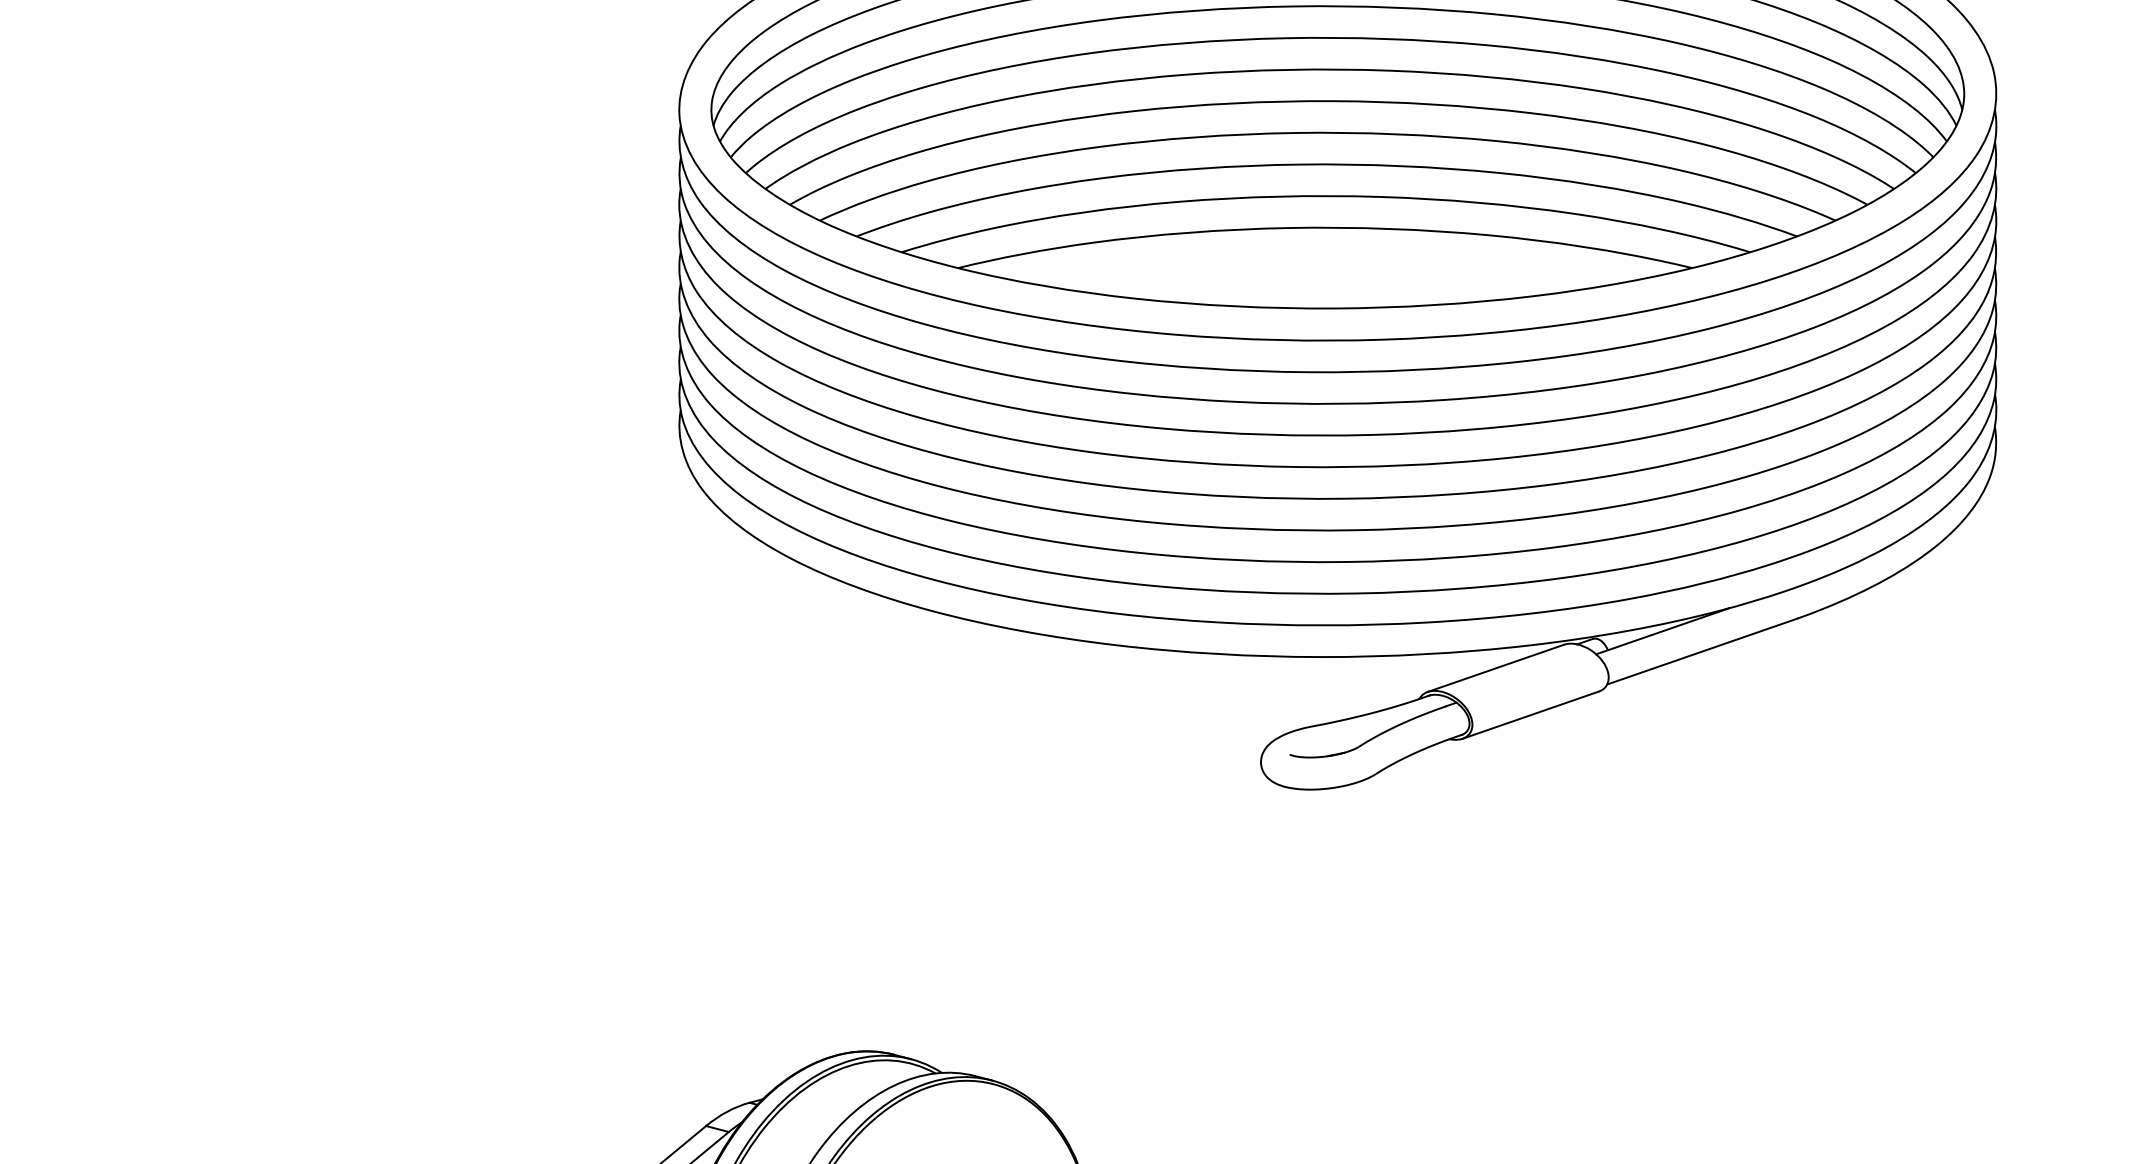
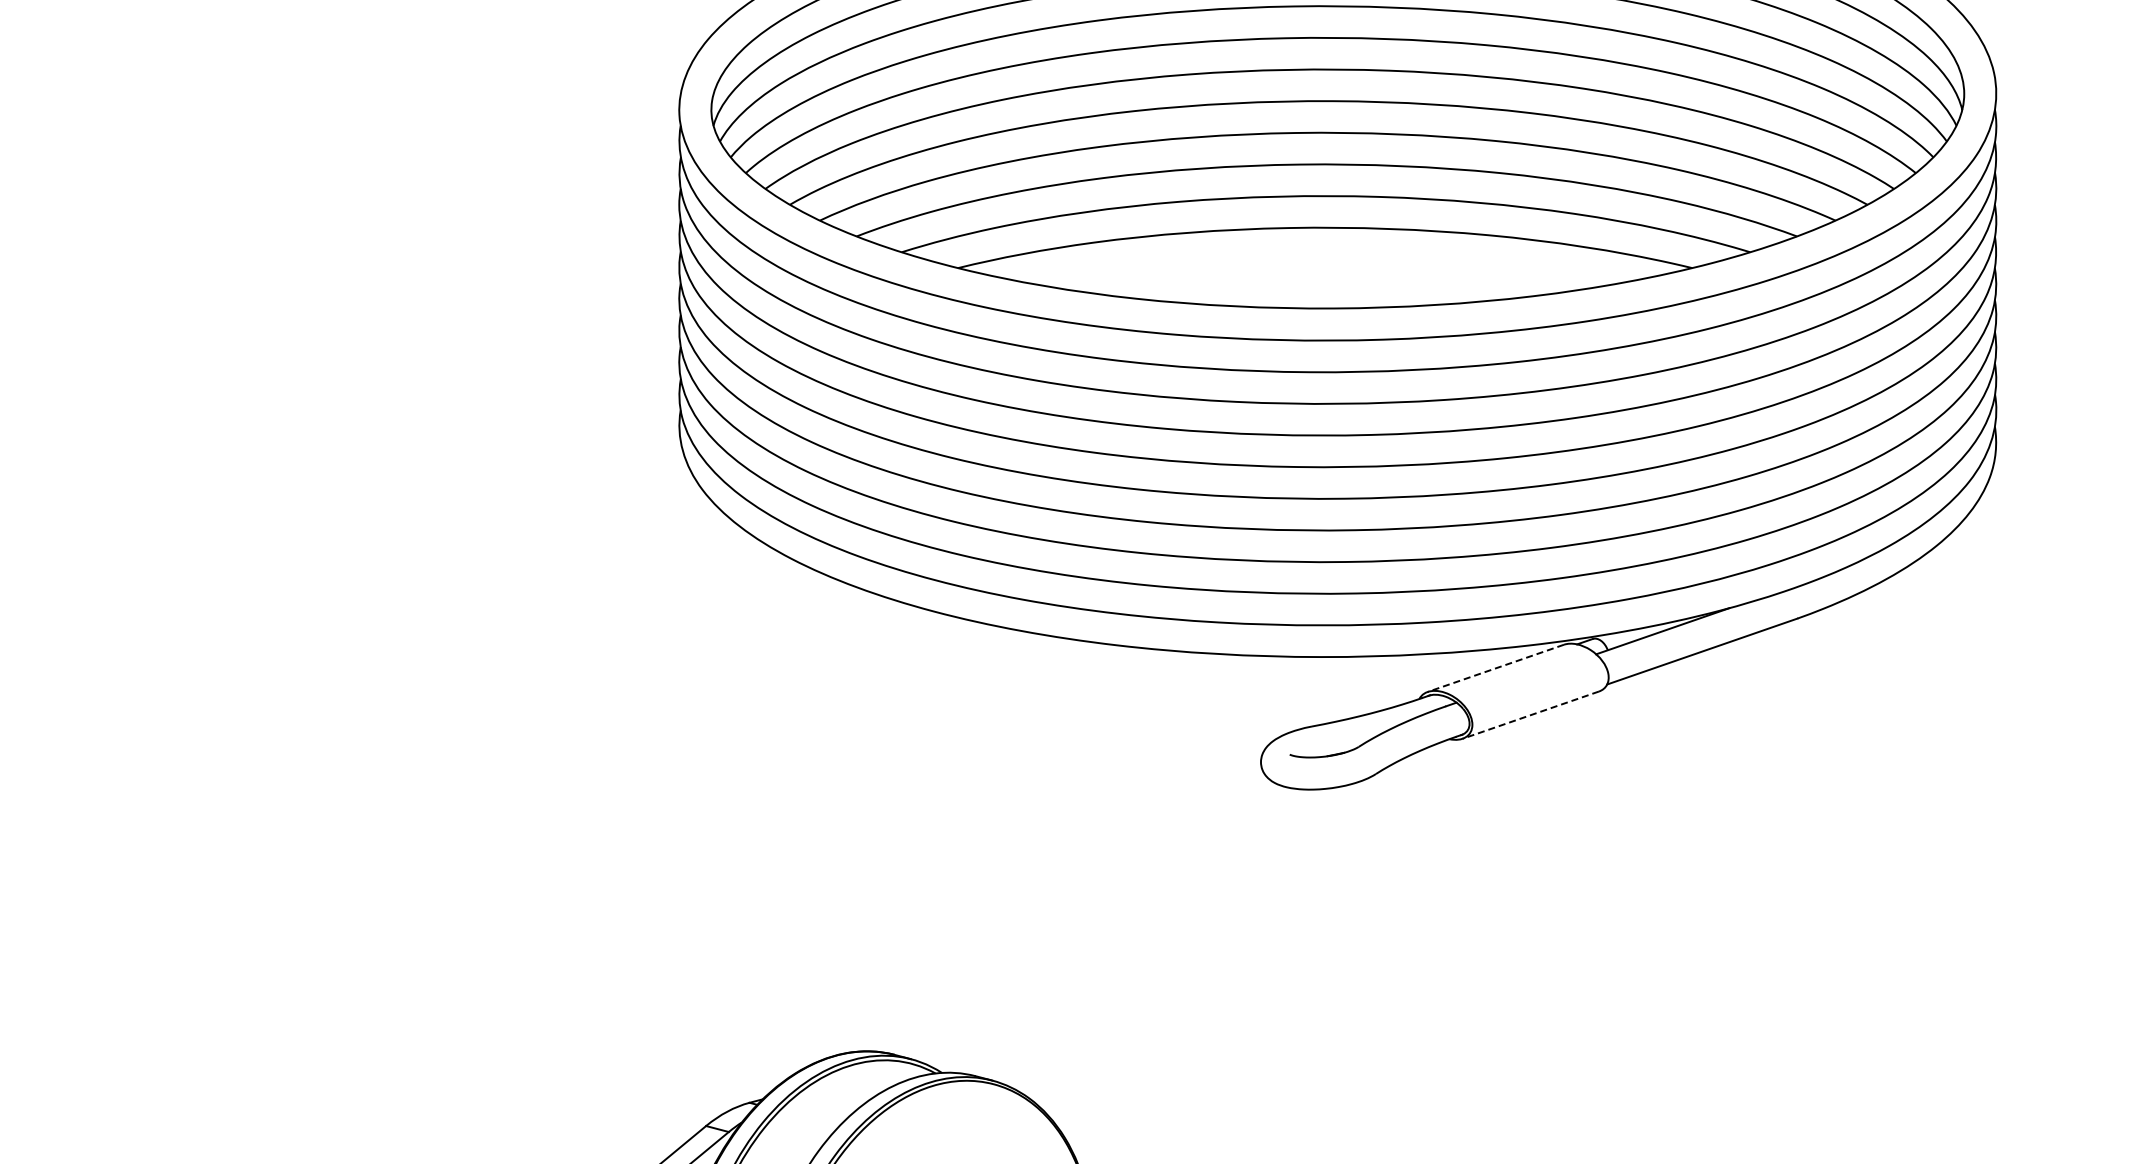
line: solid -> dashed (1495, 668)
line: solid -> dashed (1530, 715)
